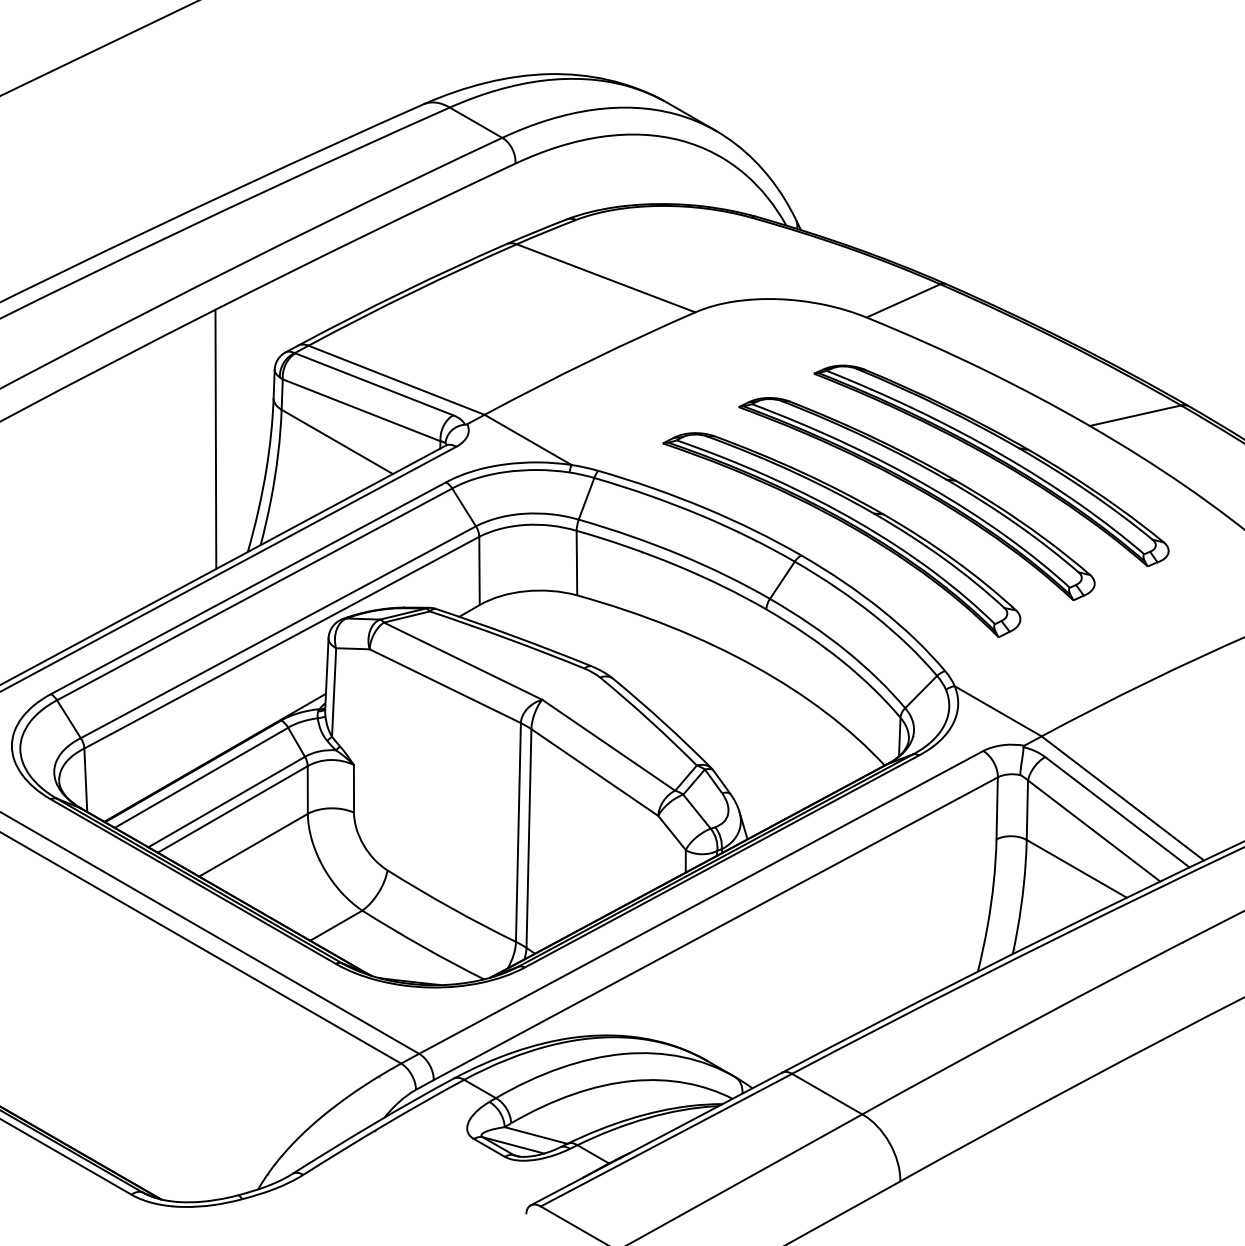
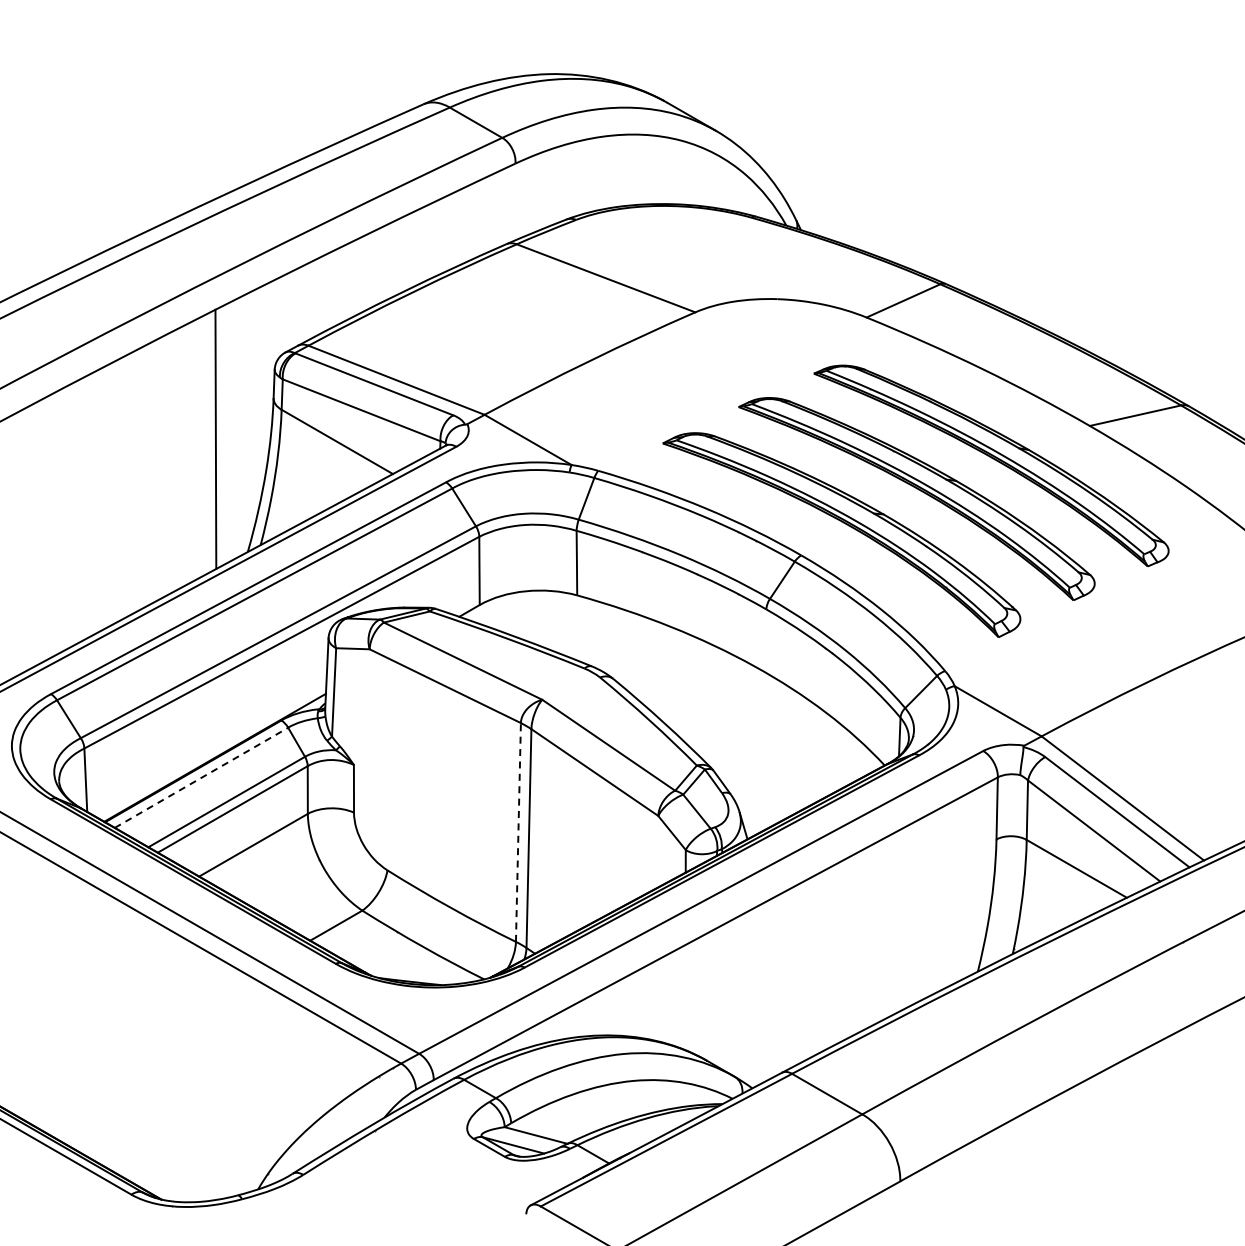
line: present -> none (98, 48)
line: solid -> dashed (201, 777)
line: solid -> dashed (518, 831)
